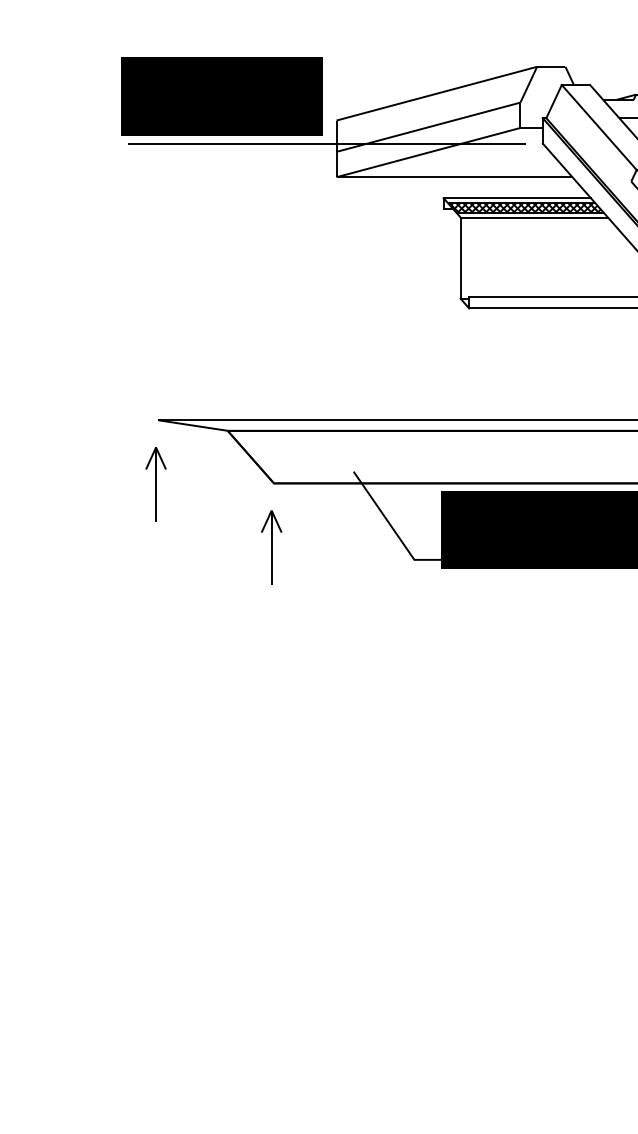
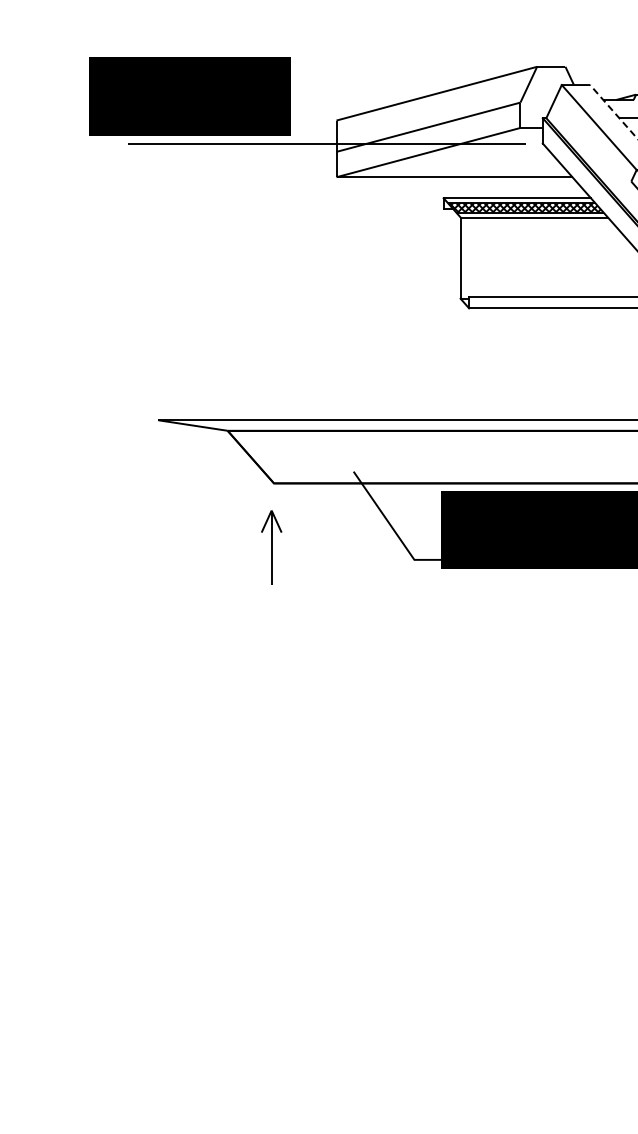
text position: (221, 96) -> (189, 96) (189, 96)
line: solid -> dashed (613, 111)
part: present -> none (155, 484)
